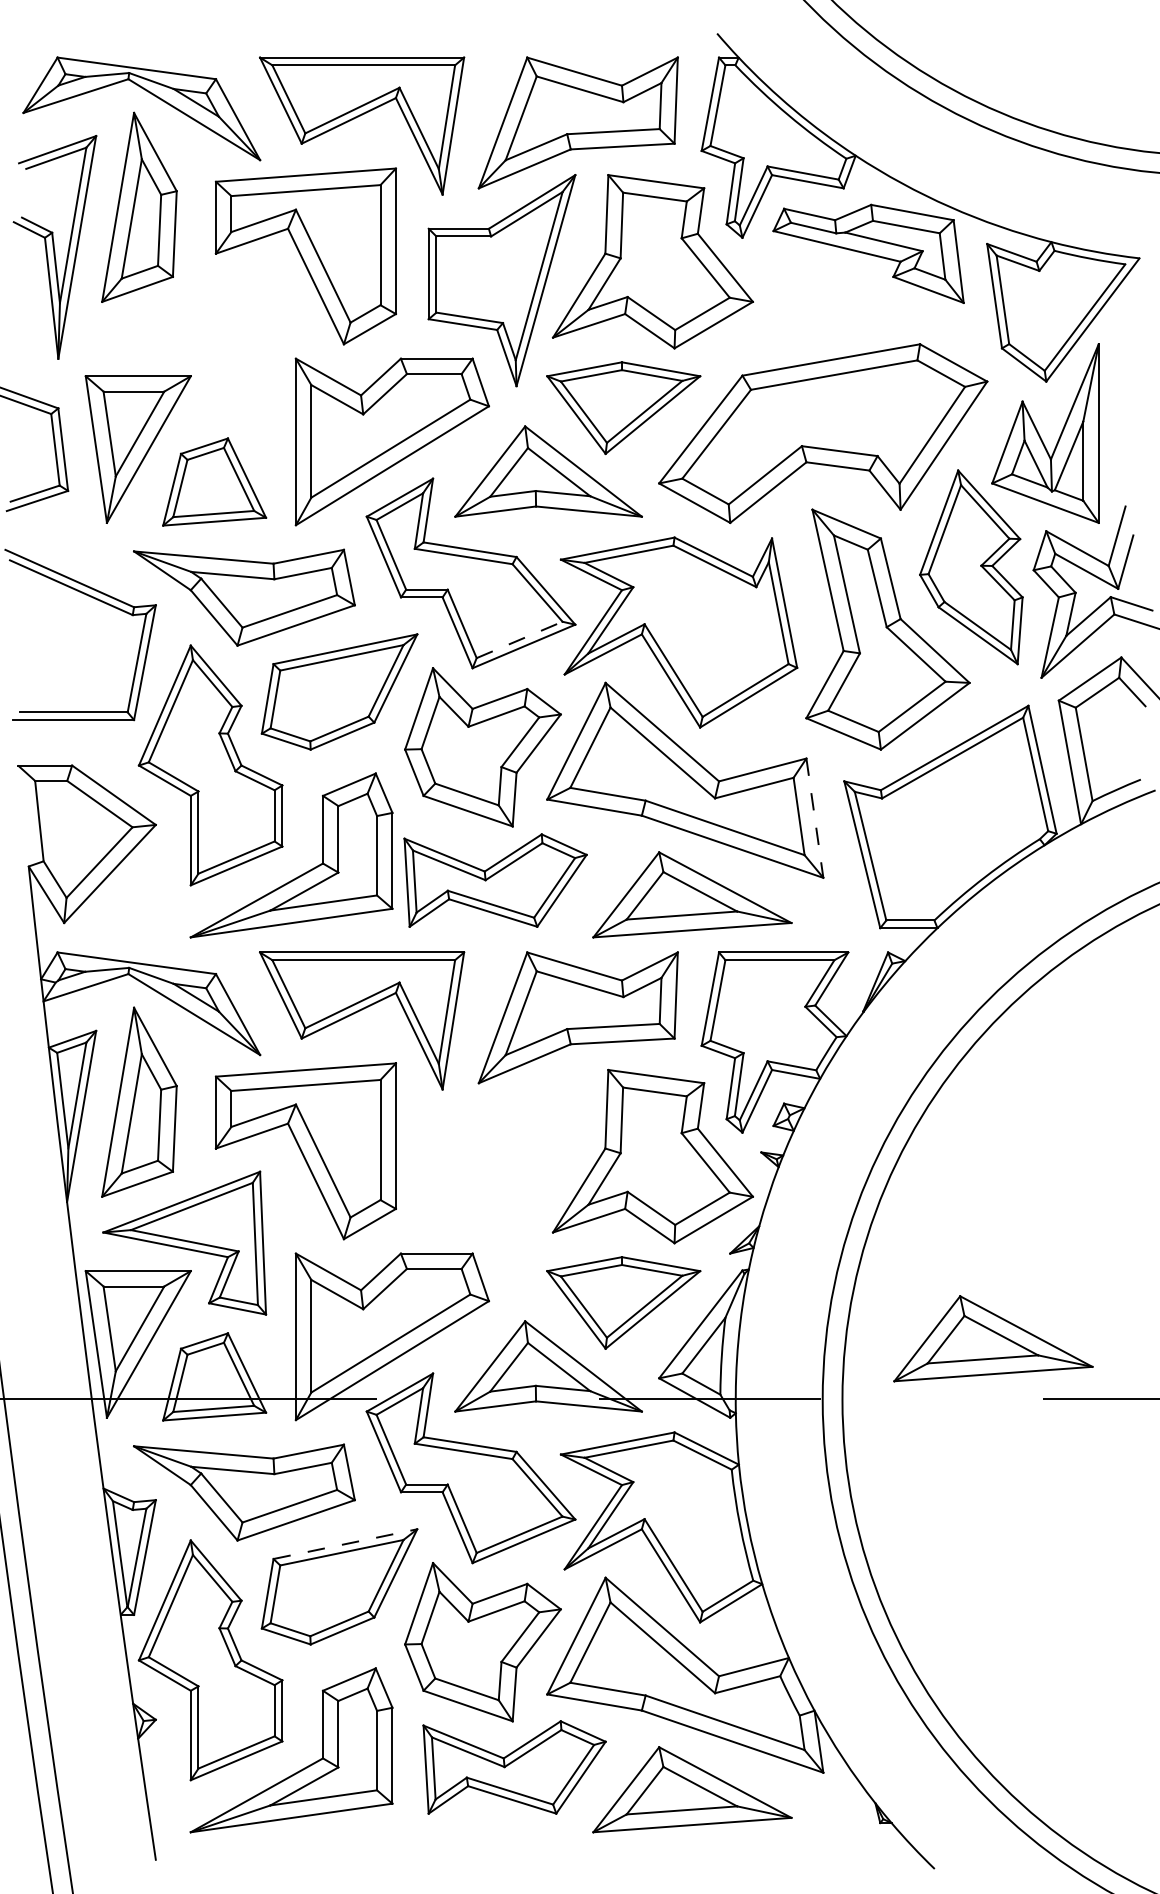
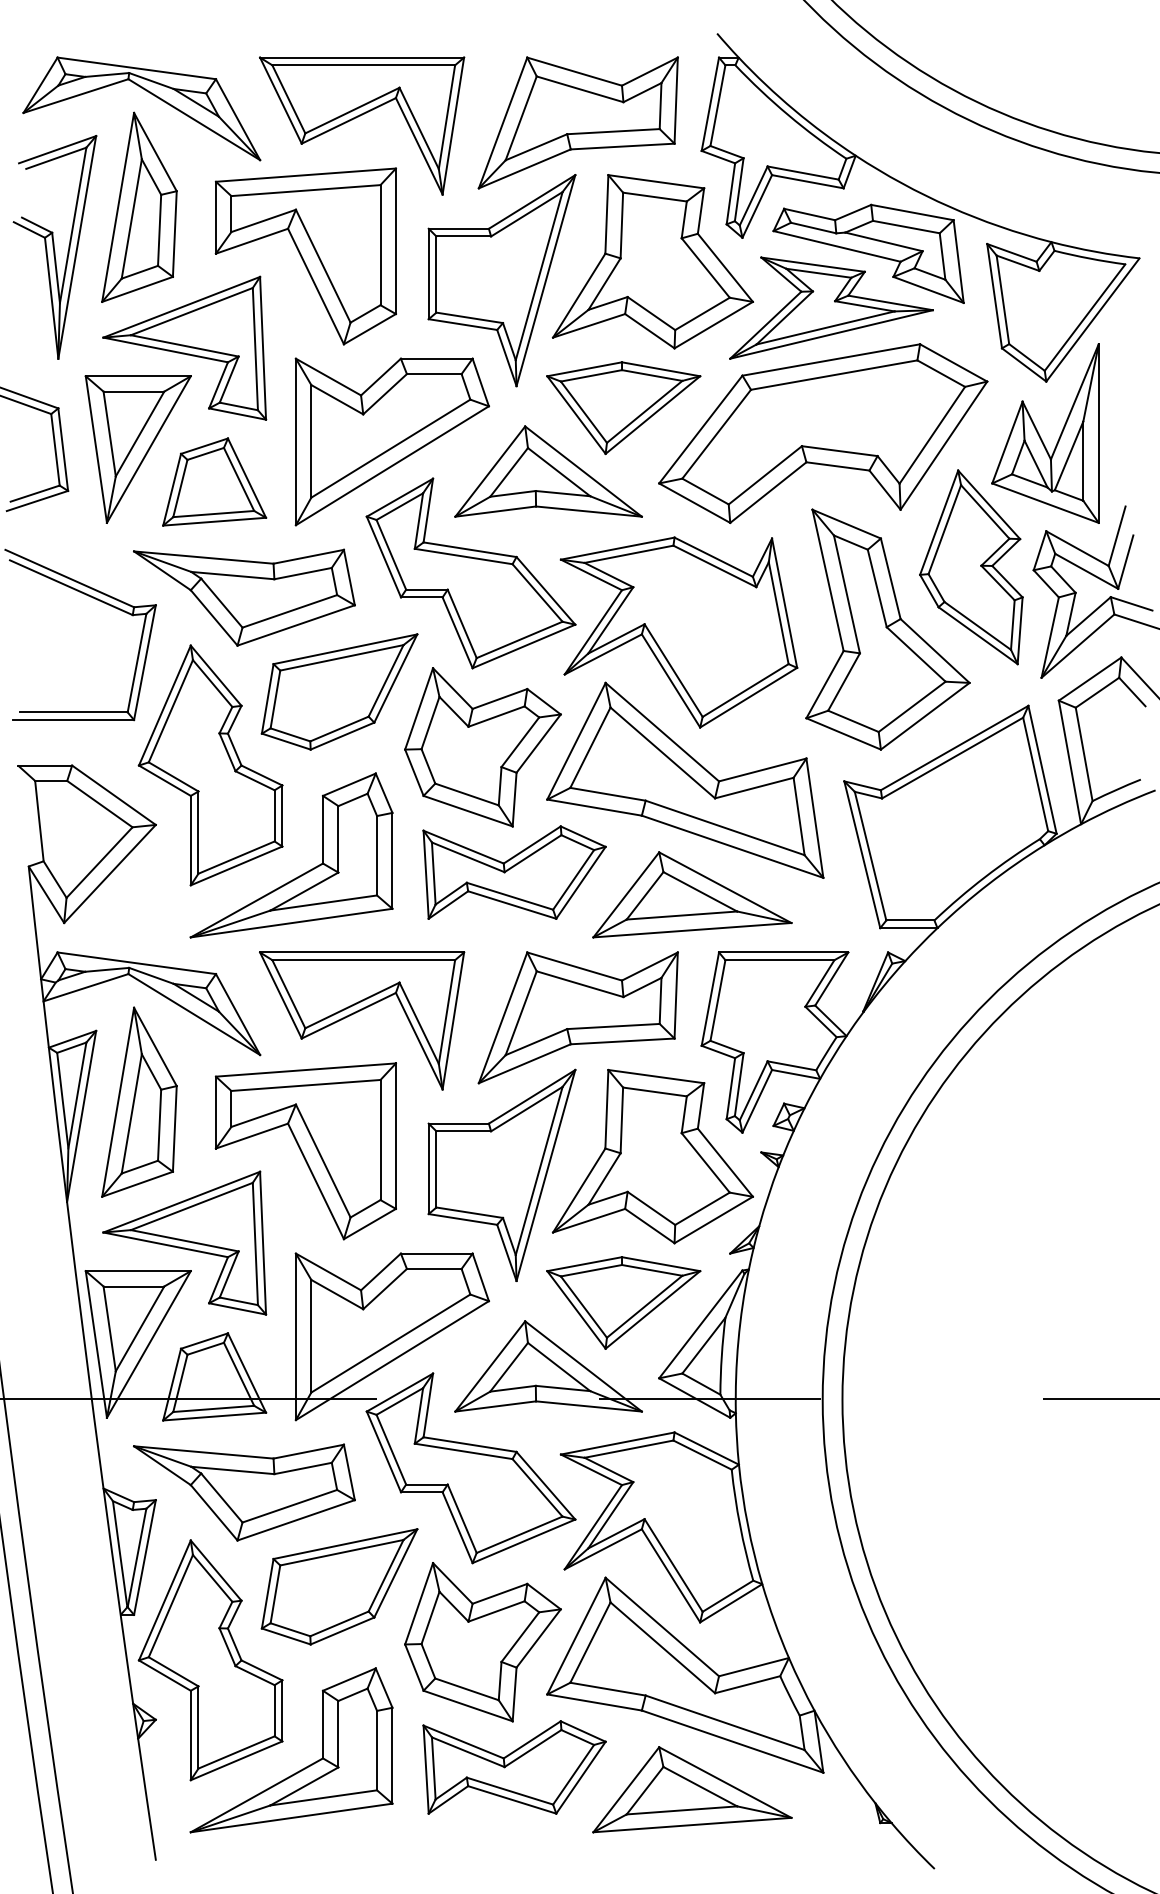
part: none -> present (831, 307)
part: none -> present (184, 347)
line: dashed -> solid (519, 639)
line: dashed -> solid (814, 818)
part position: (495, 880) -> (514, 872) (514, 872)
part: none -> present (501, 1174)
part: present -> none (993, 1338)
line: dashed -> solid (345, 1544)
